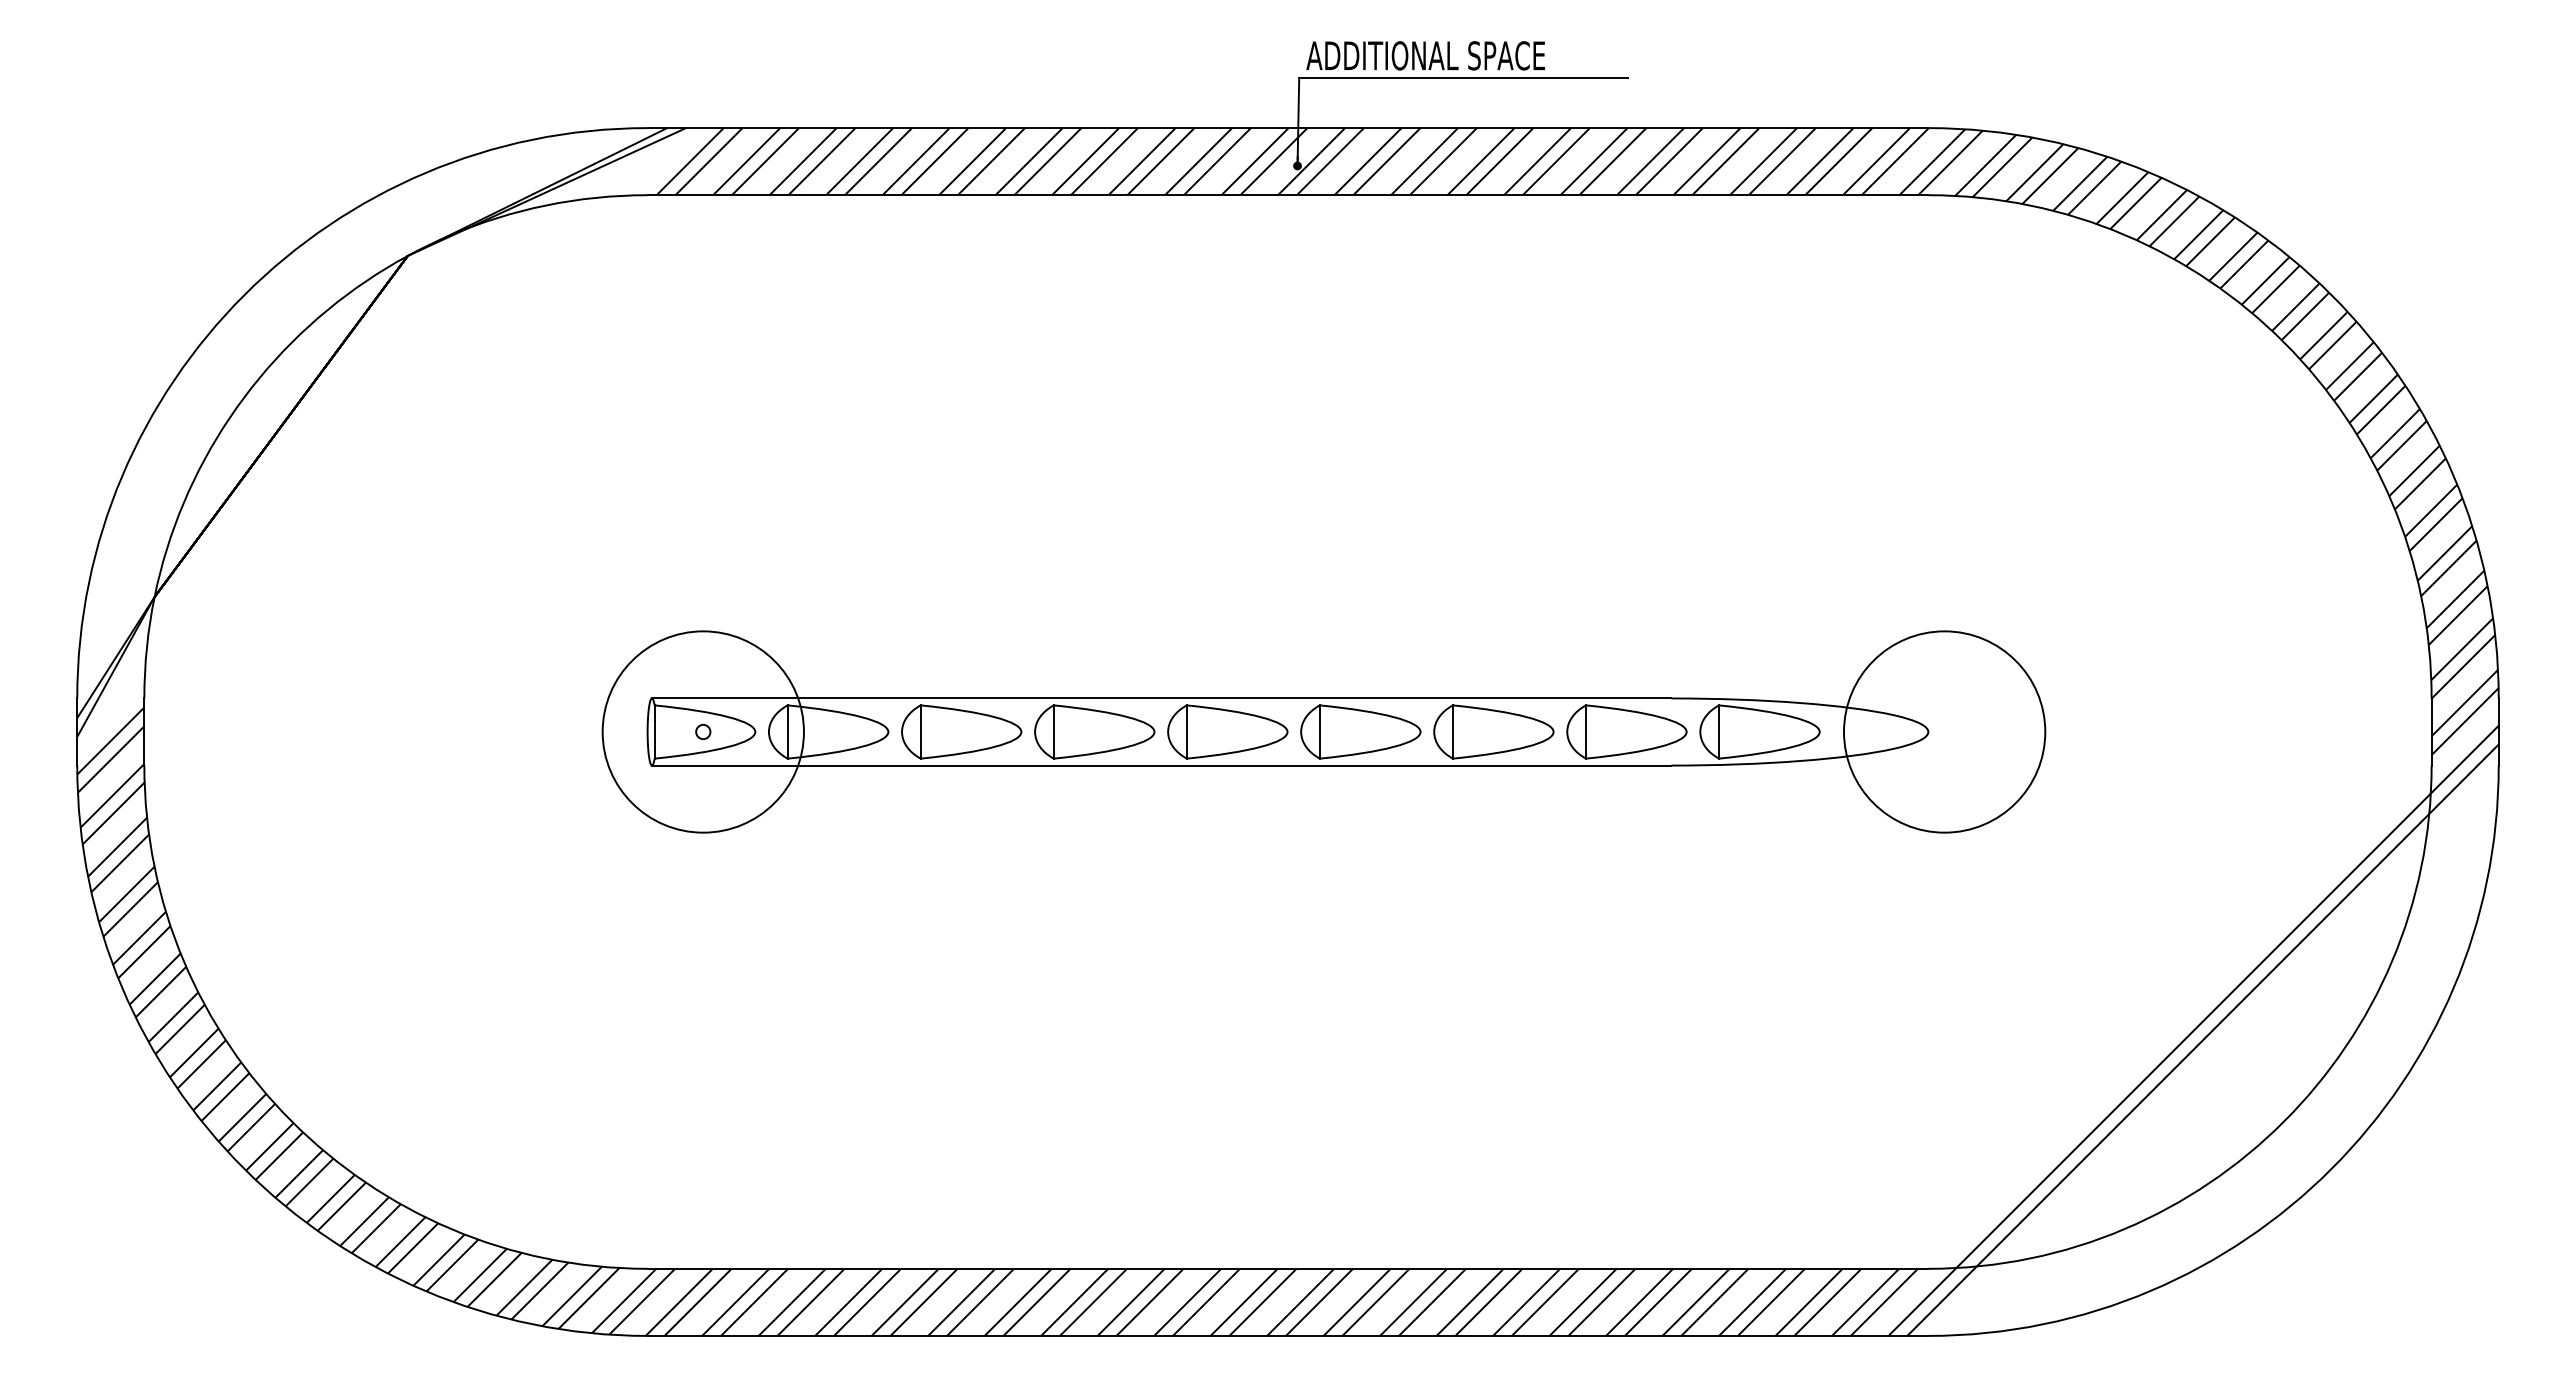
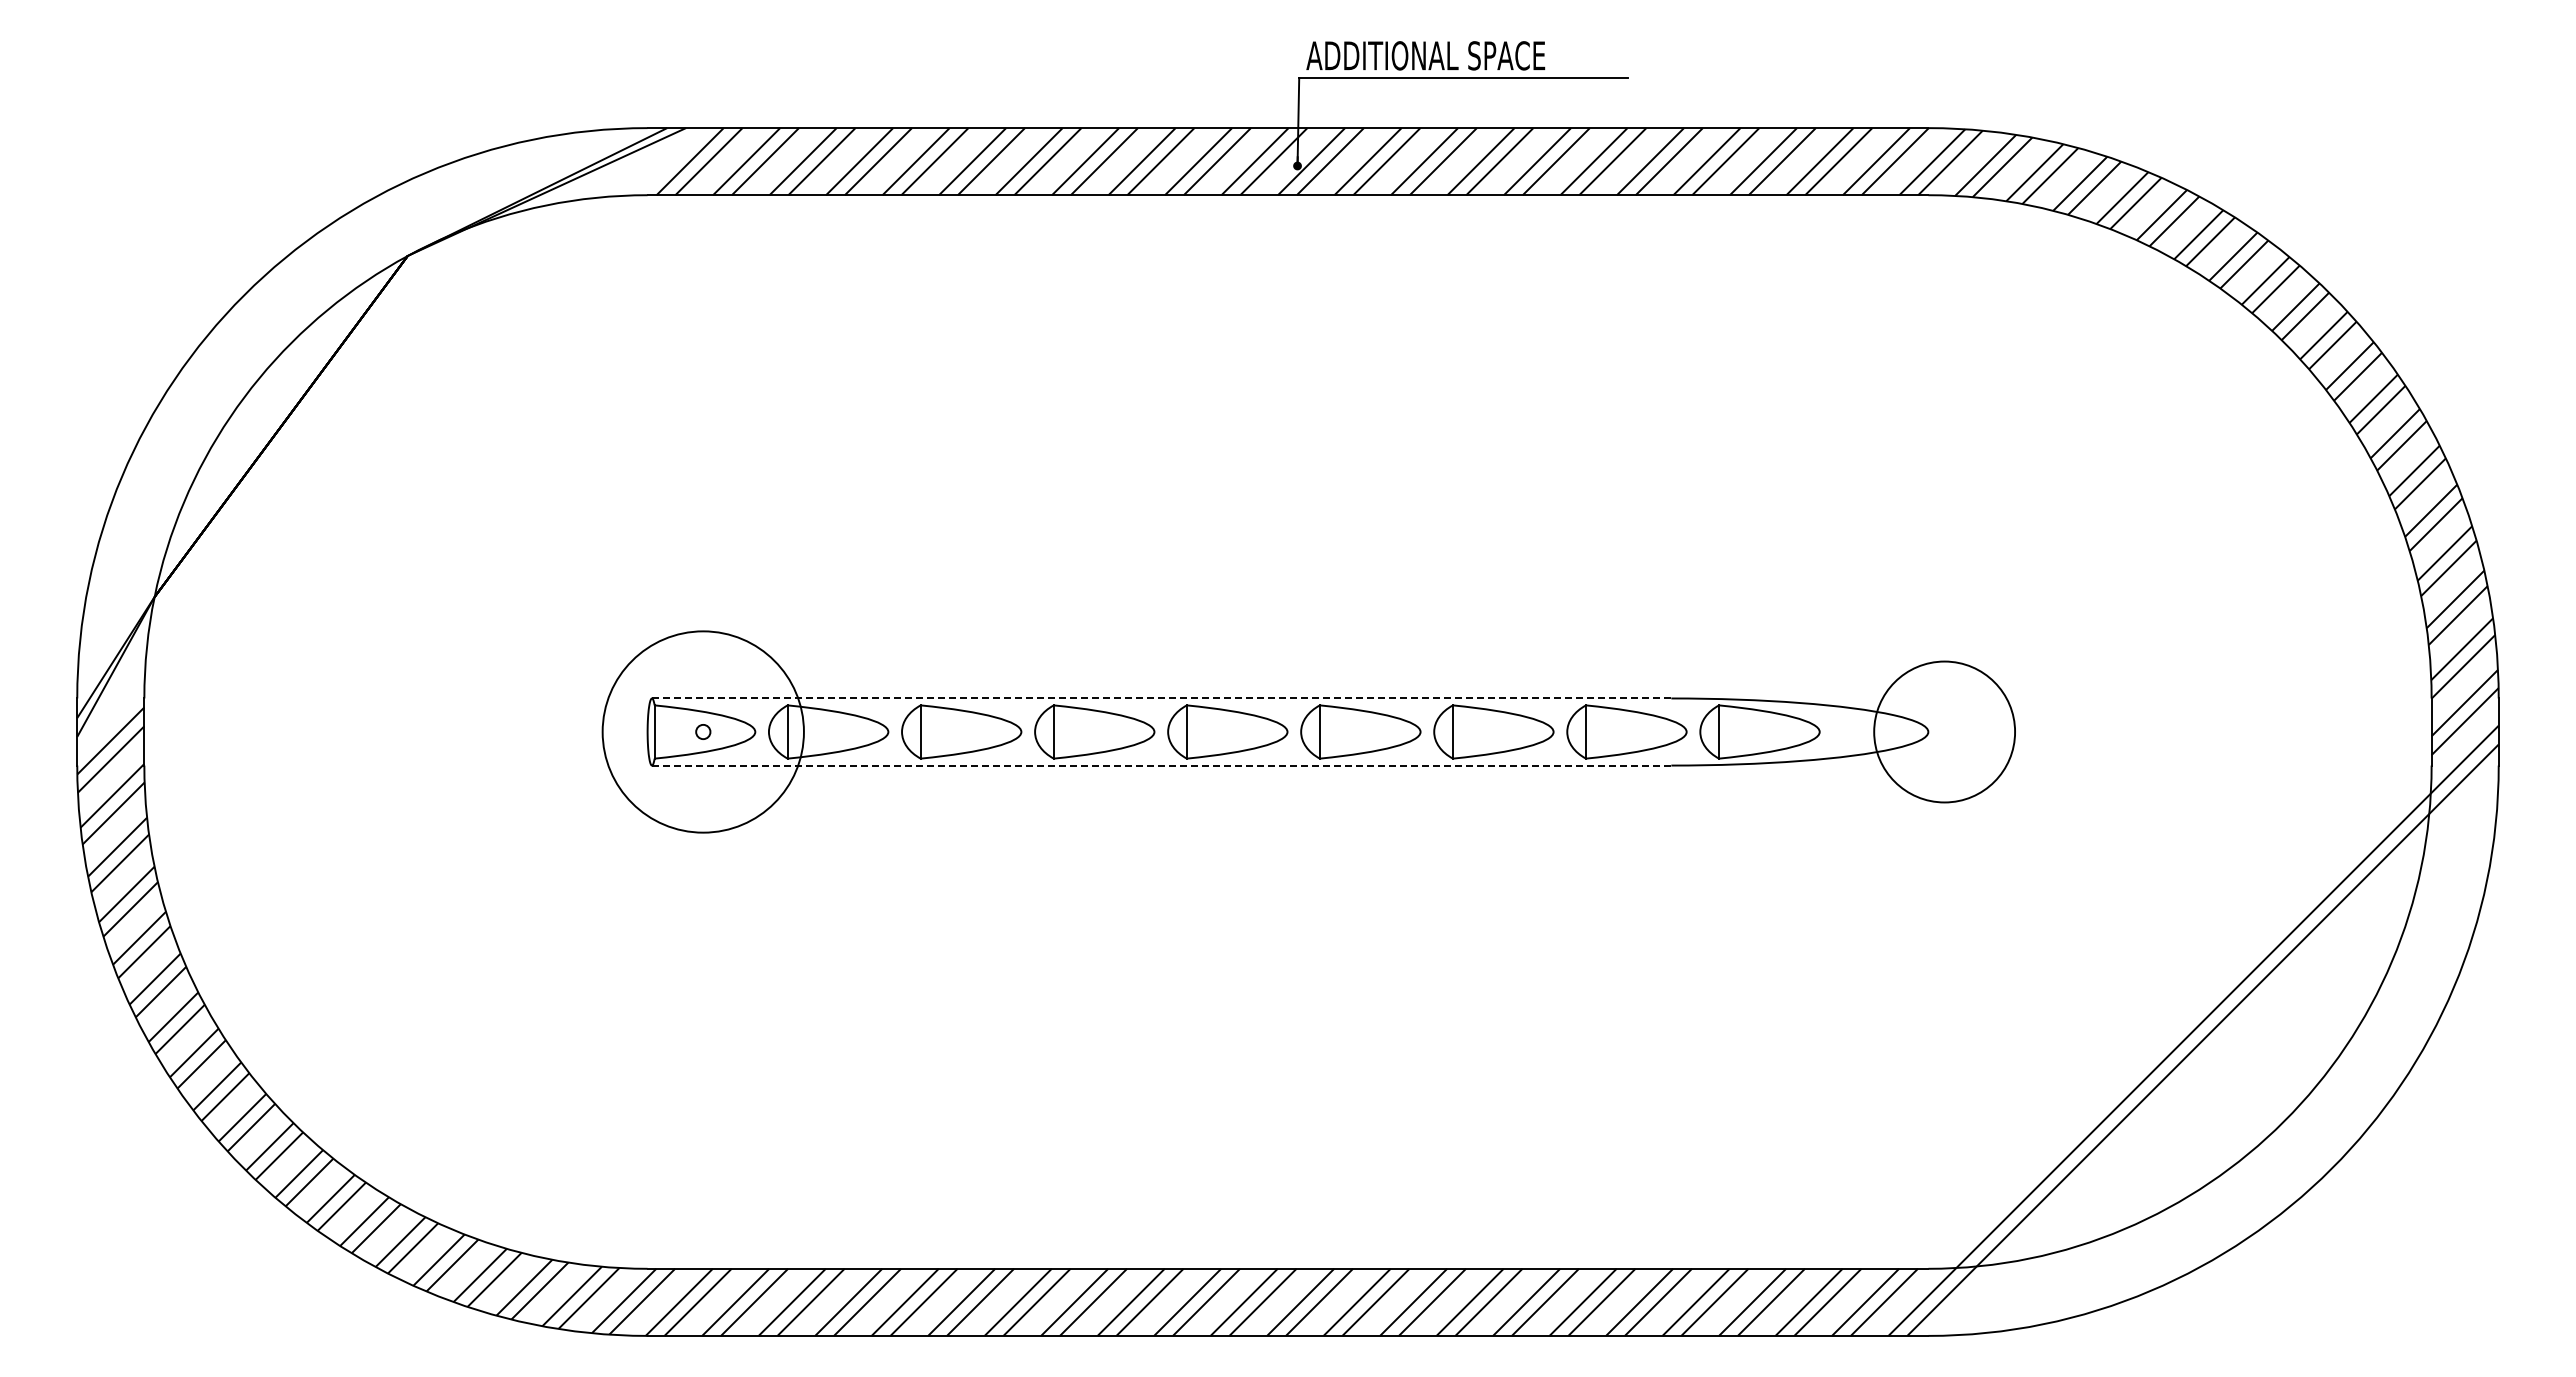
line: solid -> dashed (1161, 698)
circle diameter: 201 px -> 141 px (1944, 731)
line: solid -> dashed (1161, 765)
